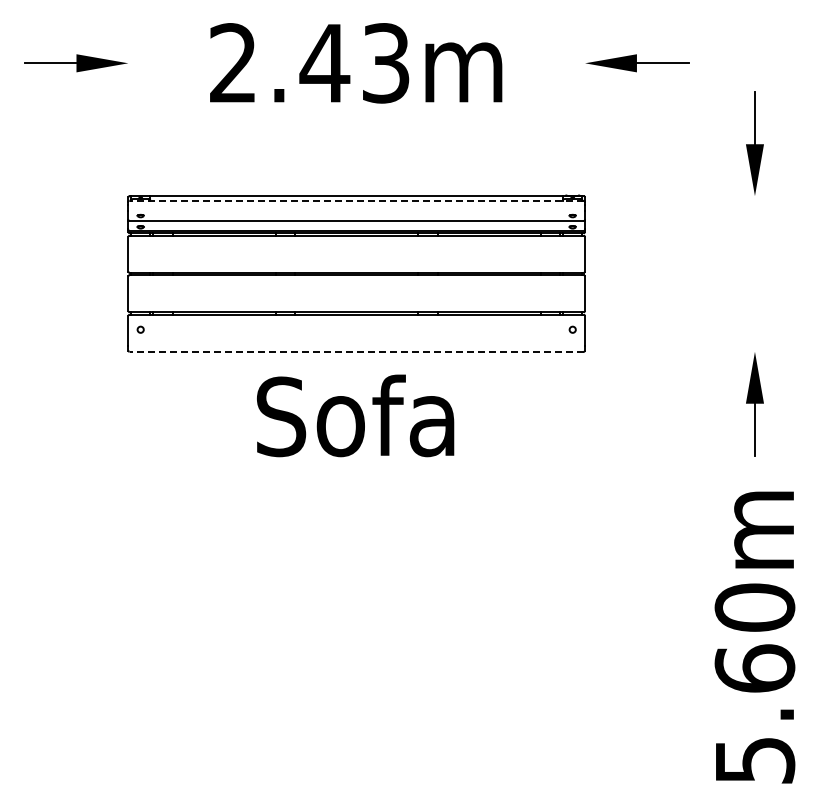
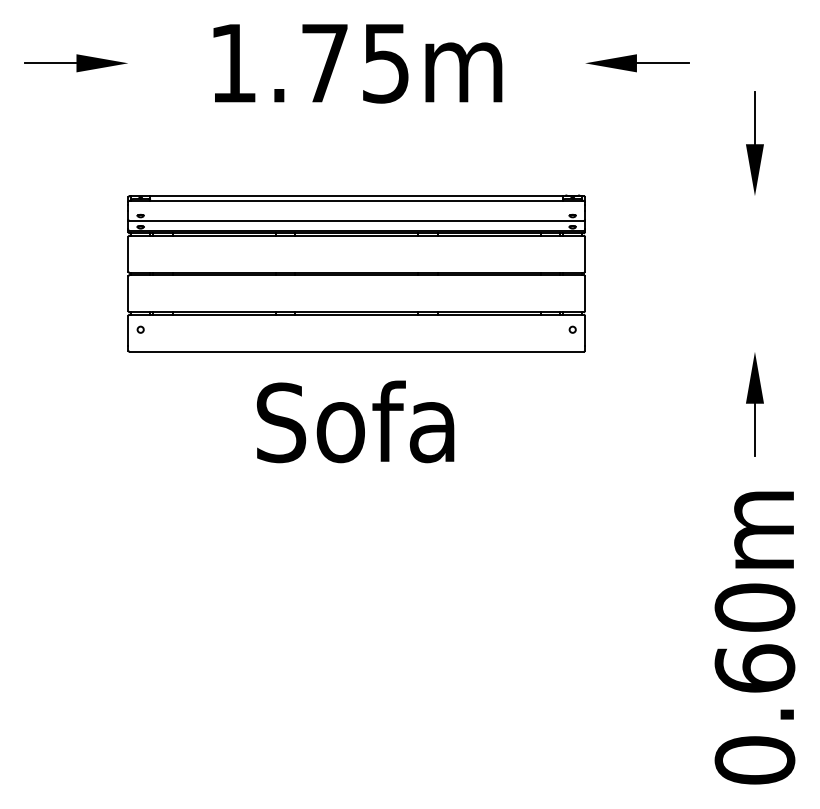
text: 2.43m -> 1.75m (309, 63)
line: dashed -> solid (356, 200)
line: dashed -> solid (356, 351)
text position: (355, 415) -> (355, 421) (355, 421)
text: 5.60m -> 0.60m (754, 760)
